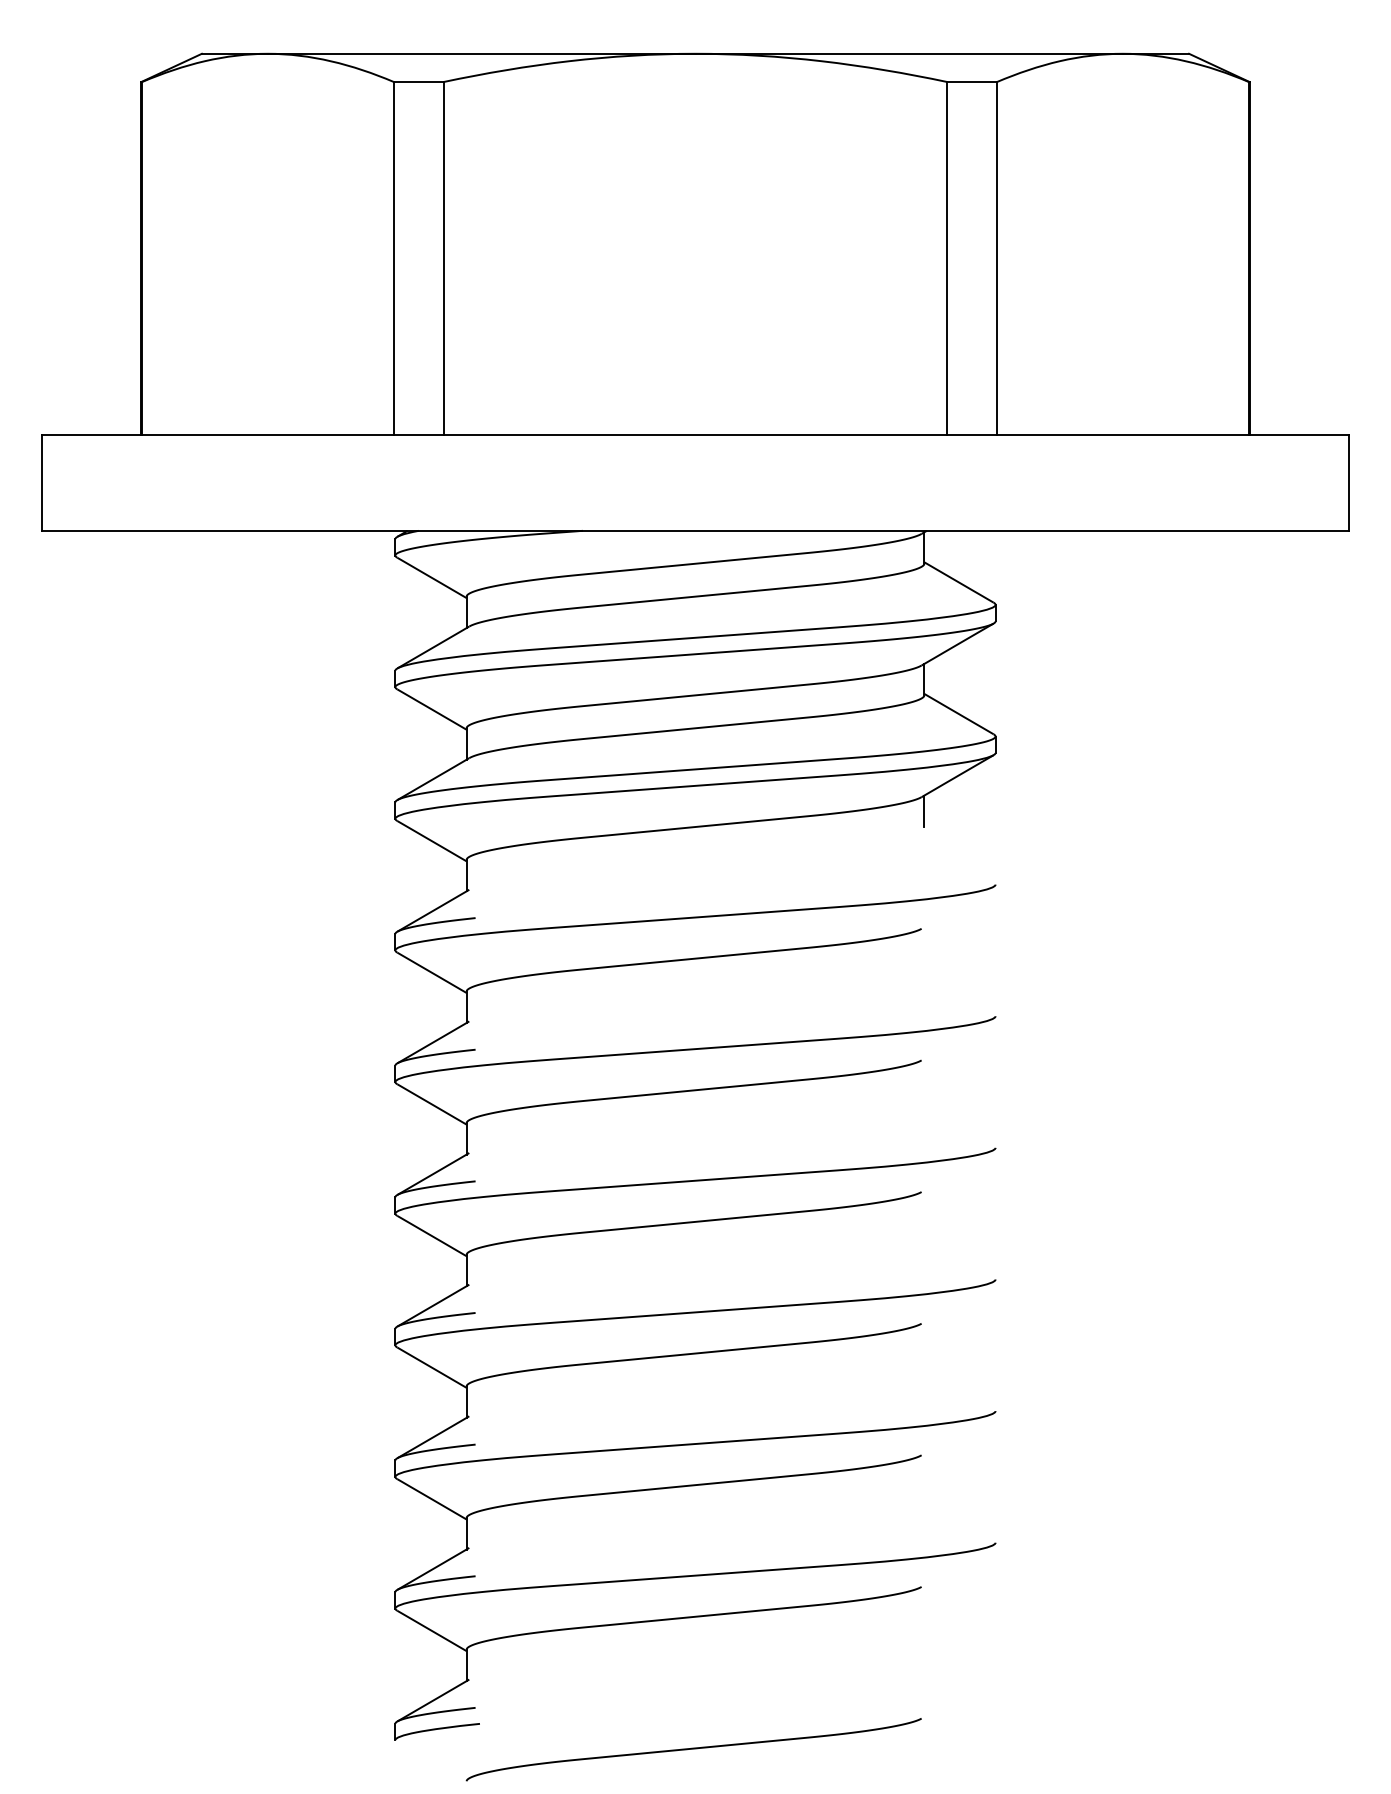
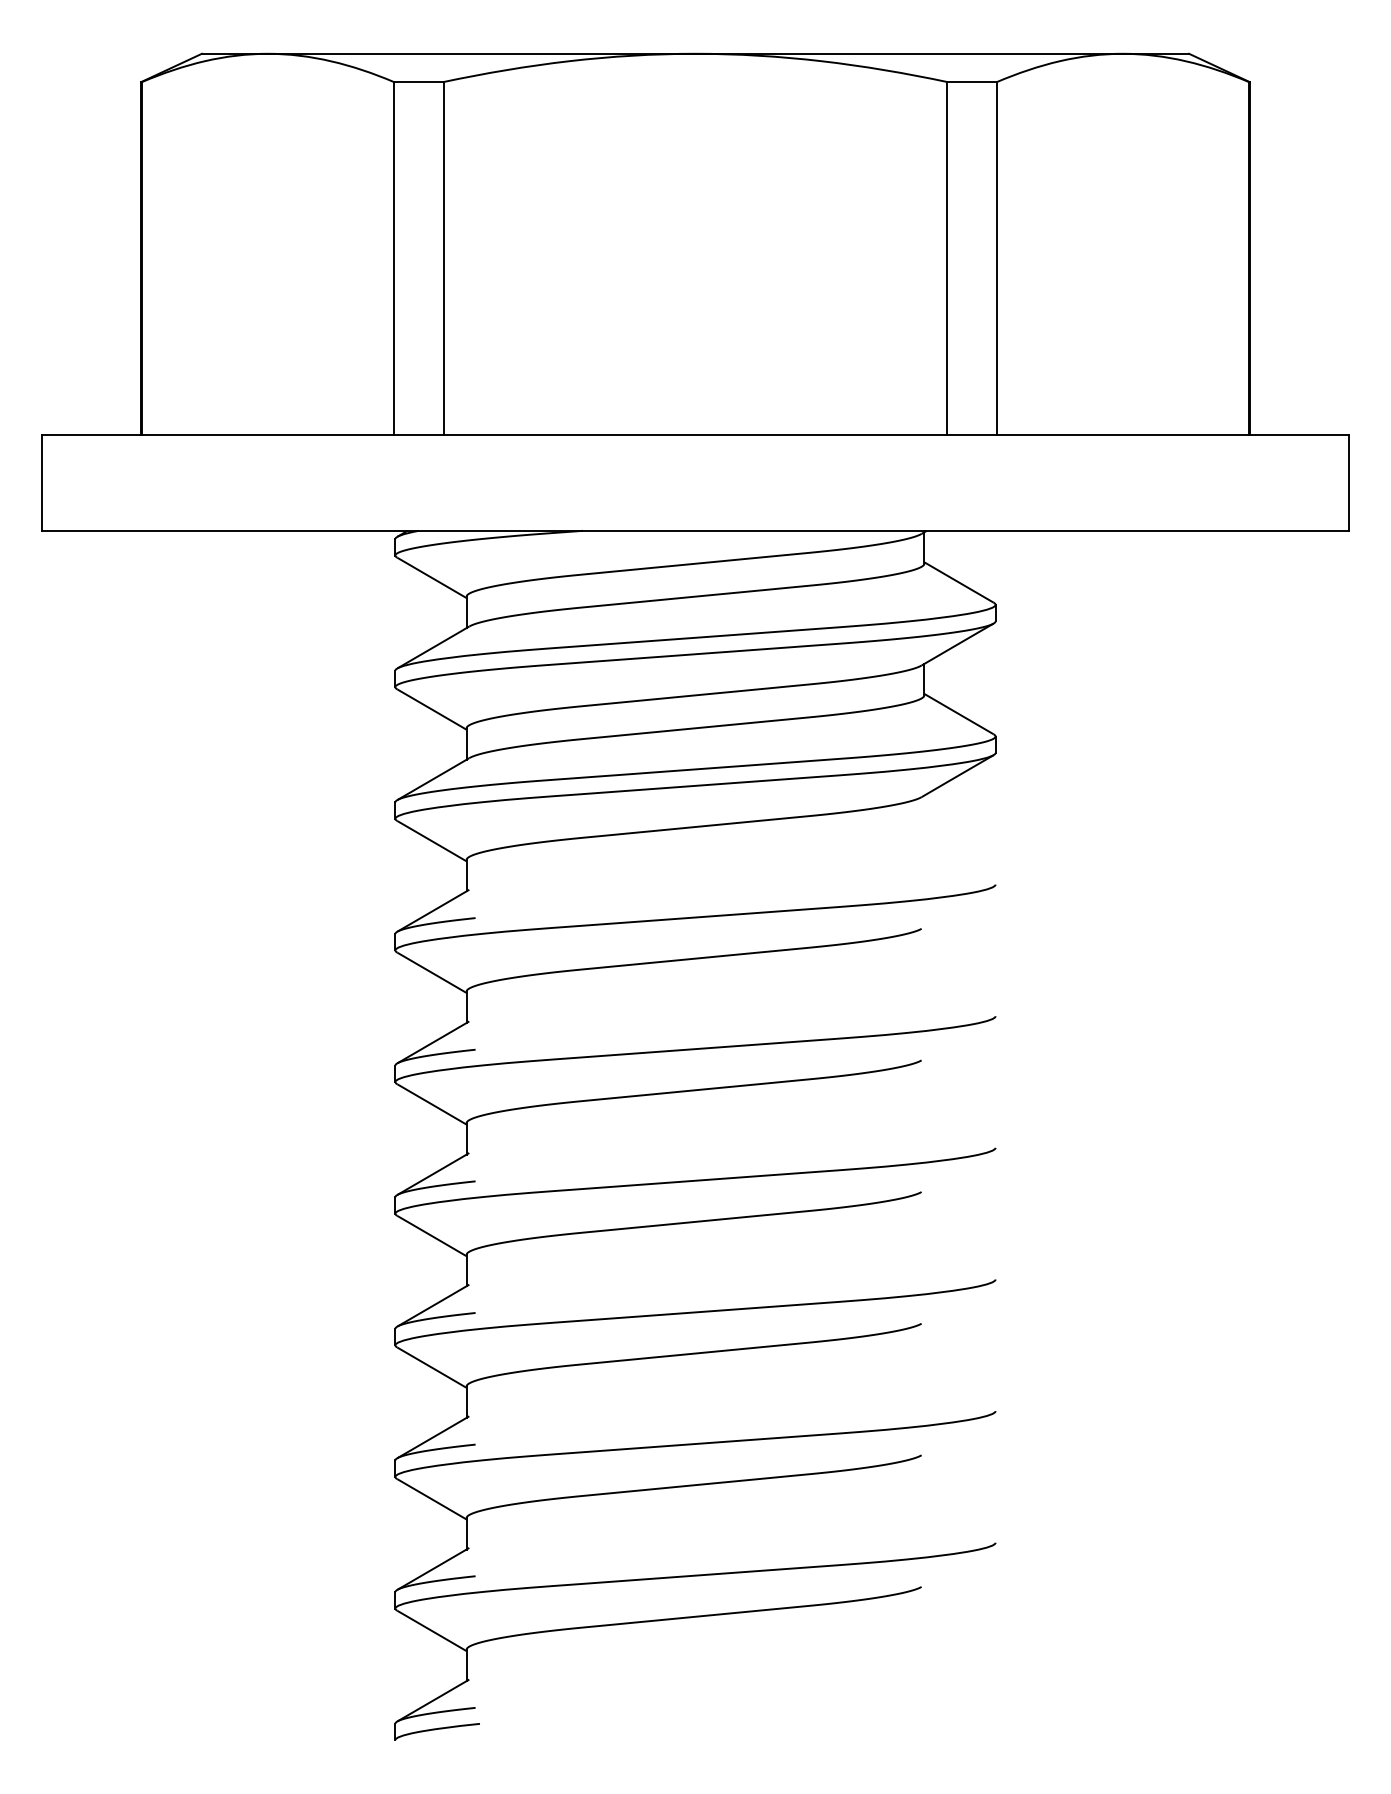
line: present -> none (924, 811)
curve: present -> none (693, 1749)
